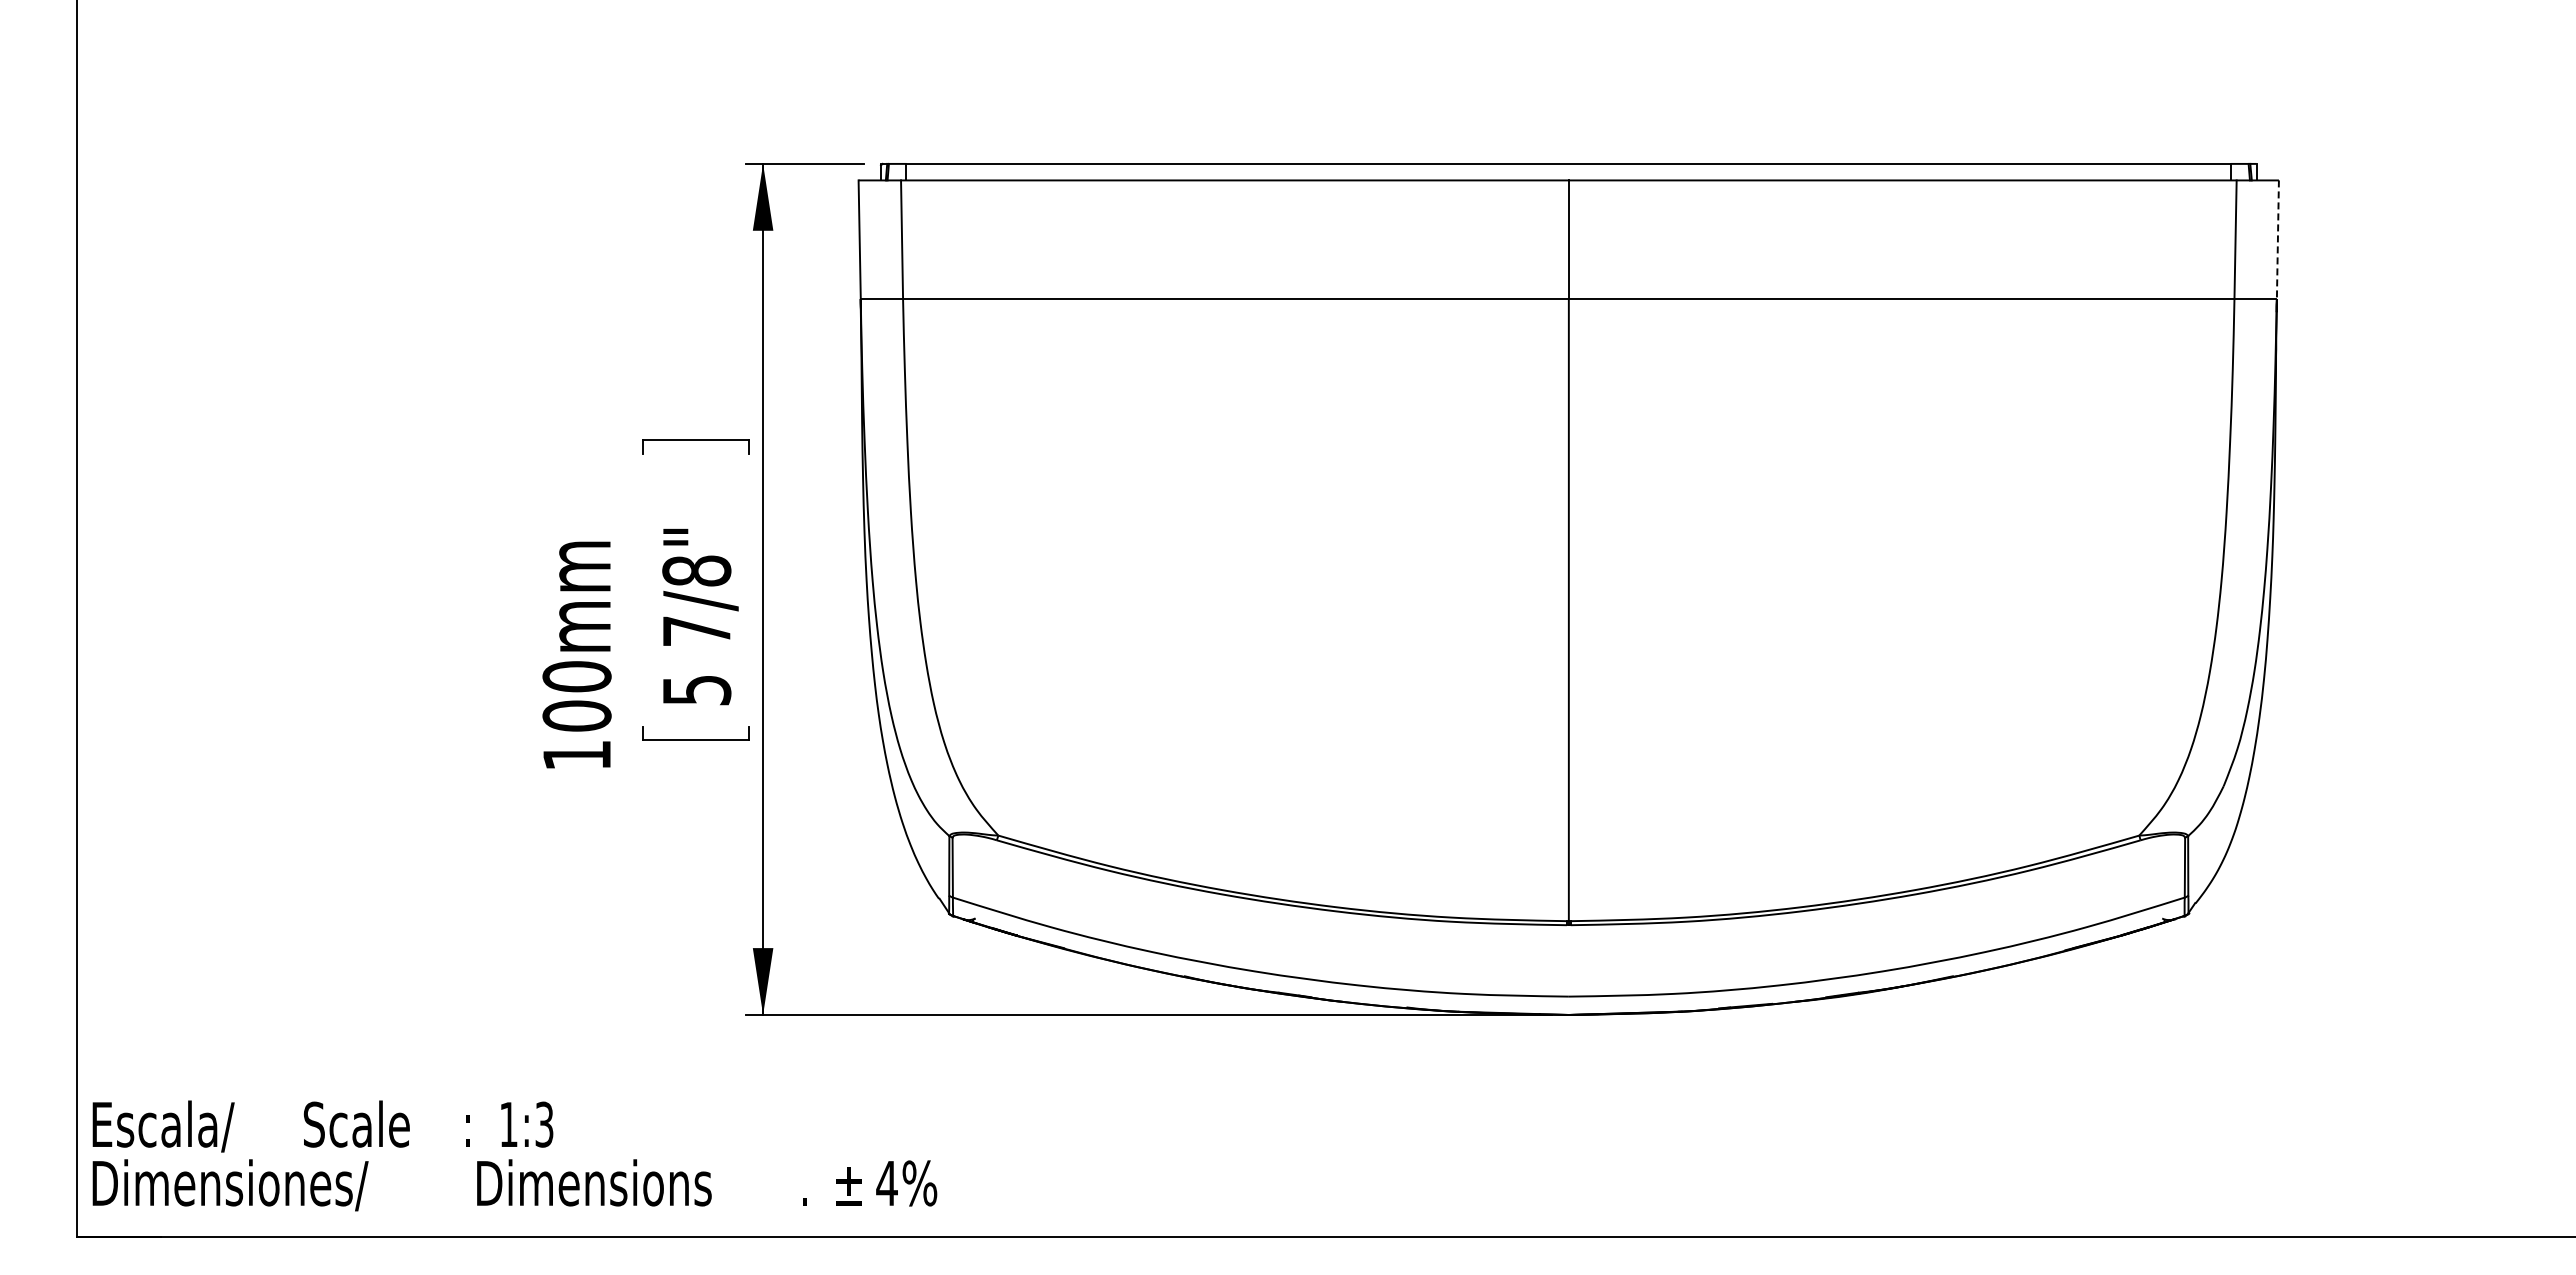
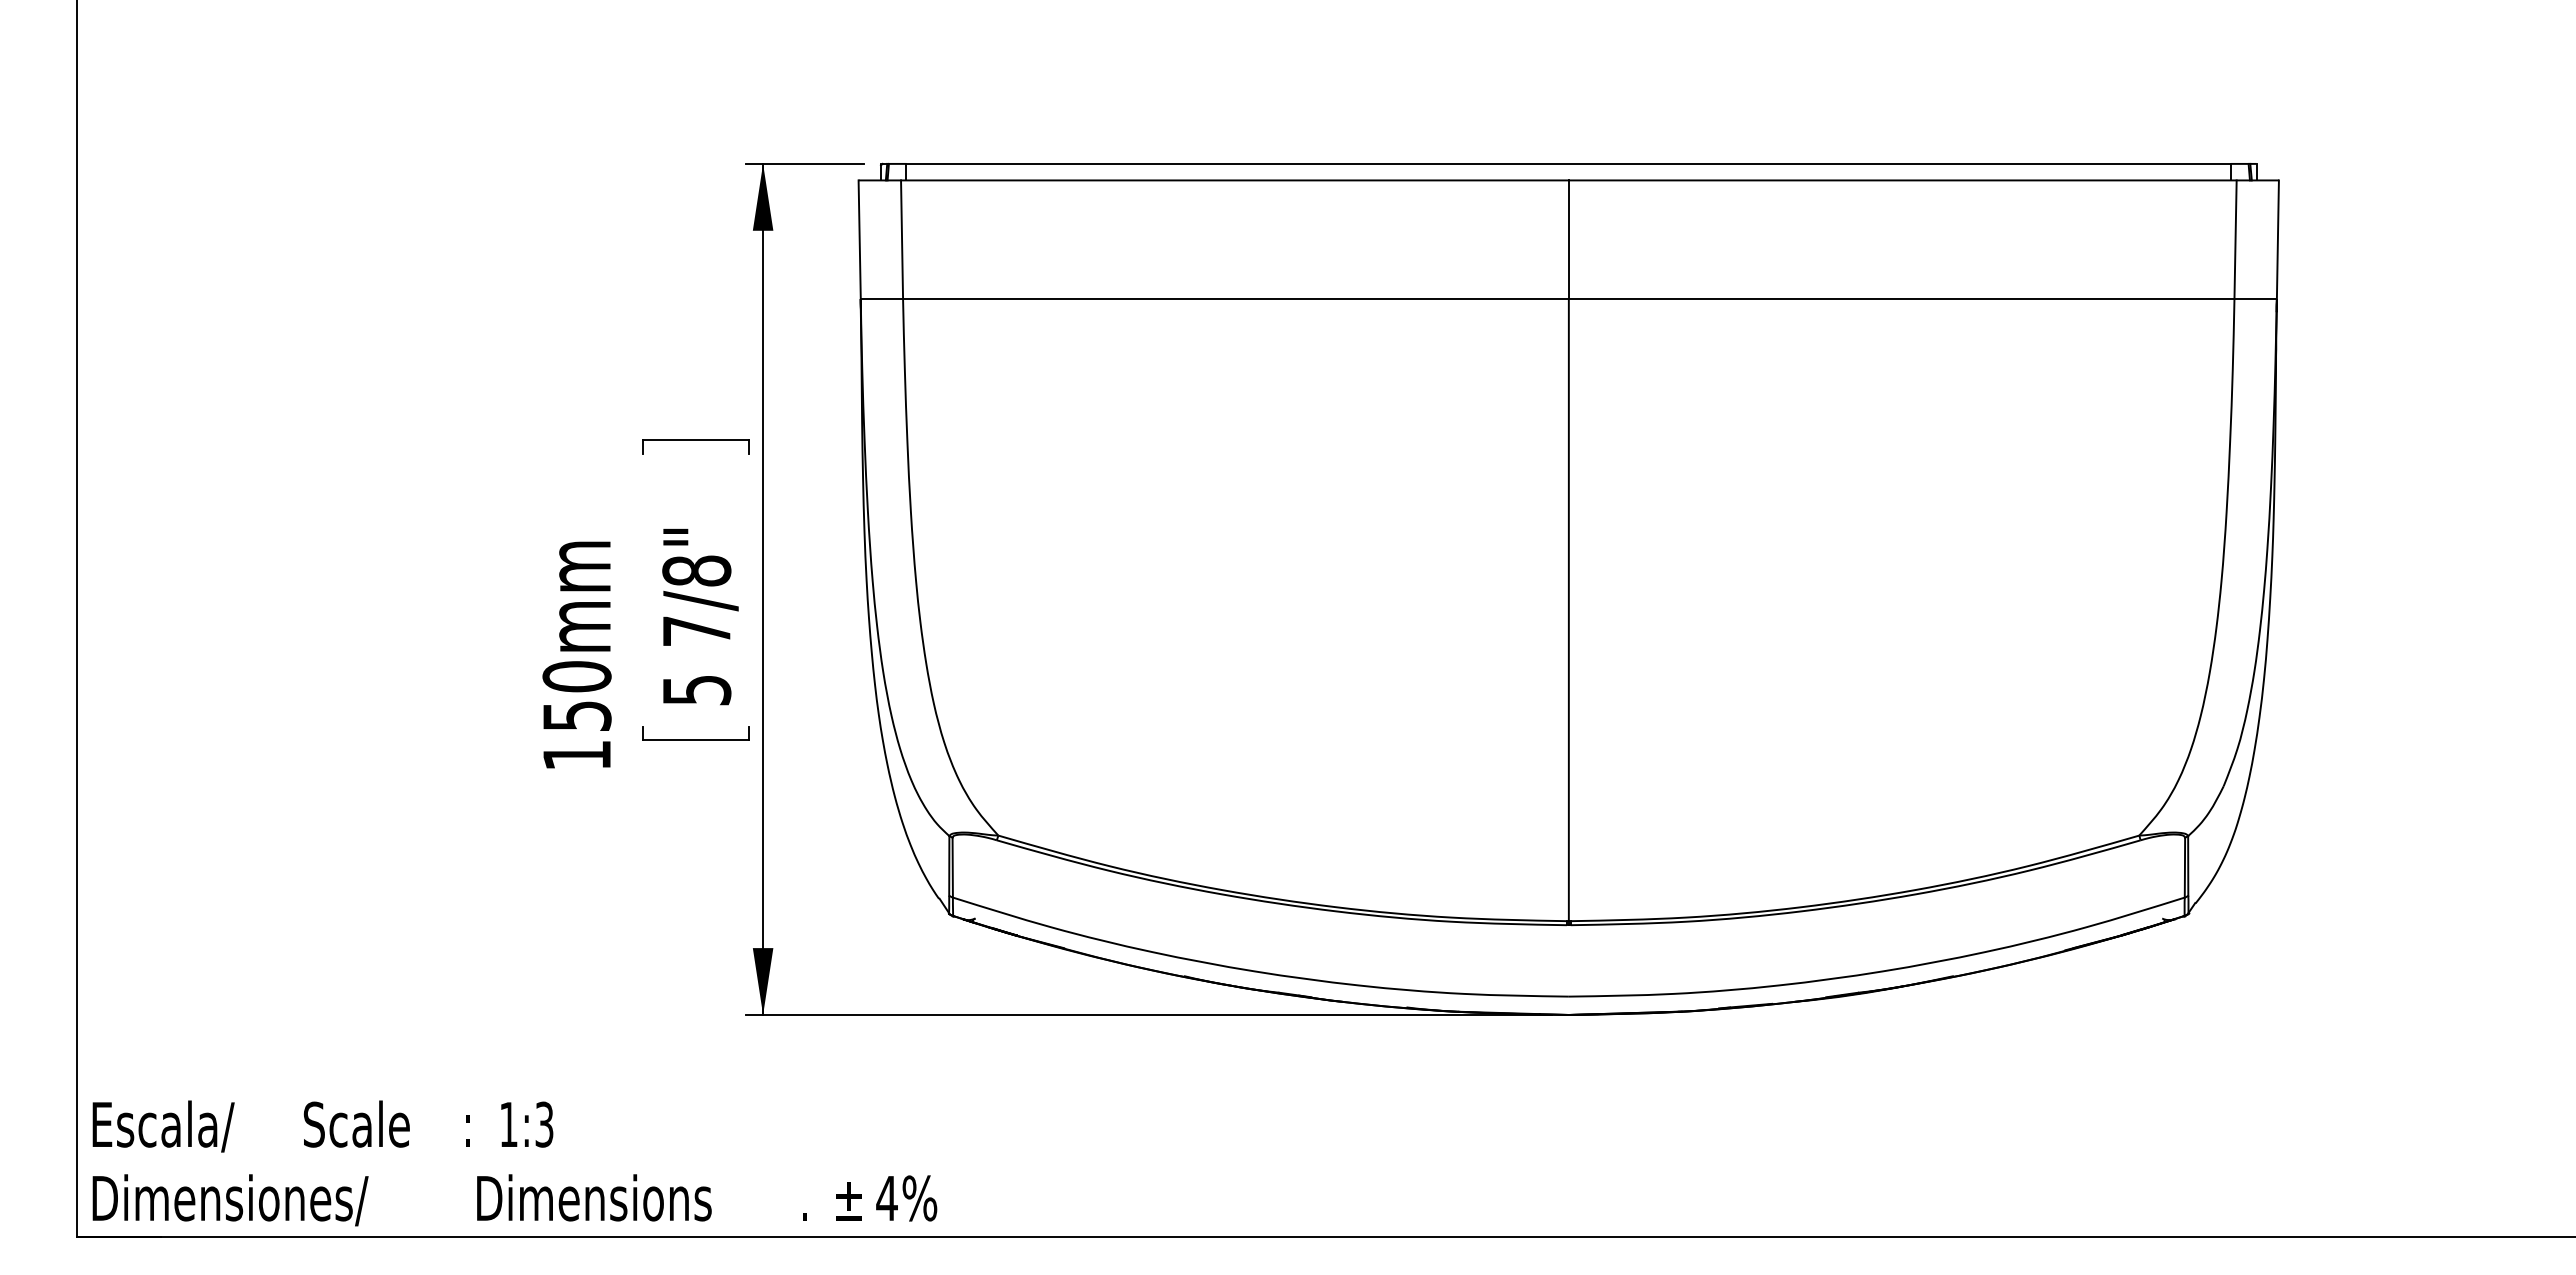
line: dashed -> solid (2277, 240)
text: 100mm -> 150mm (576, 715)
text position: (514, 1185) -> (514, 1200) (514, 1200)
